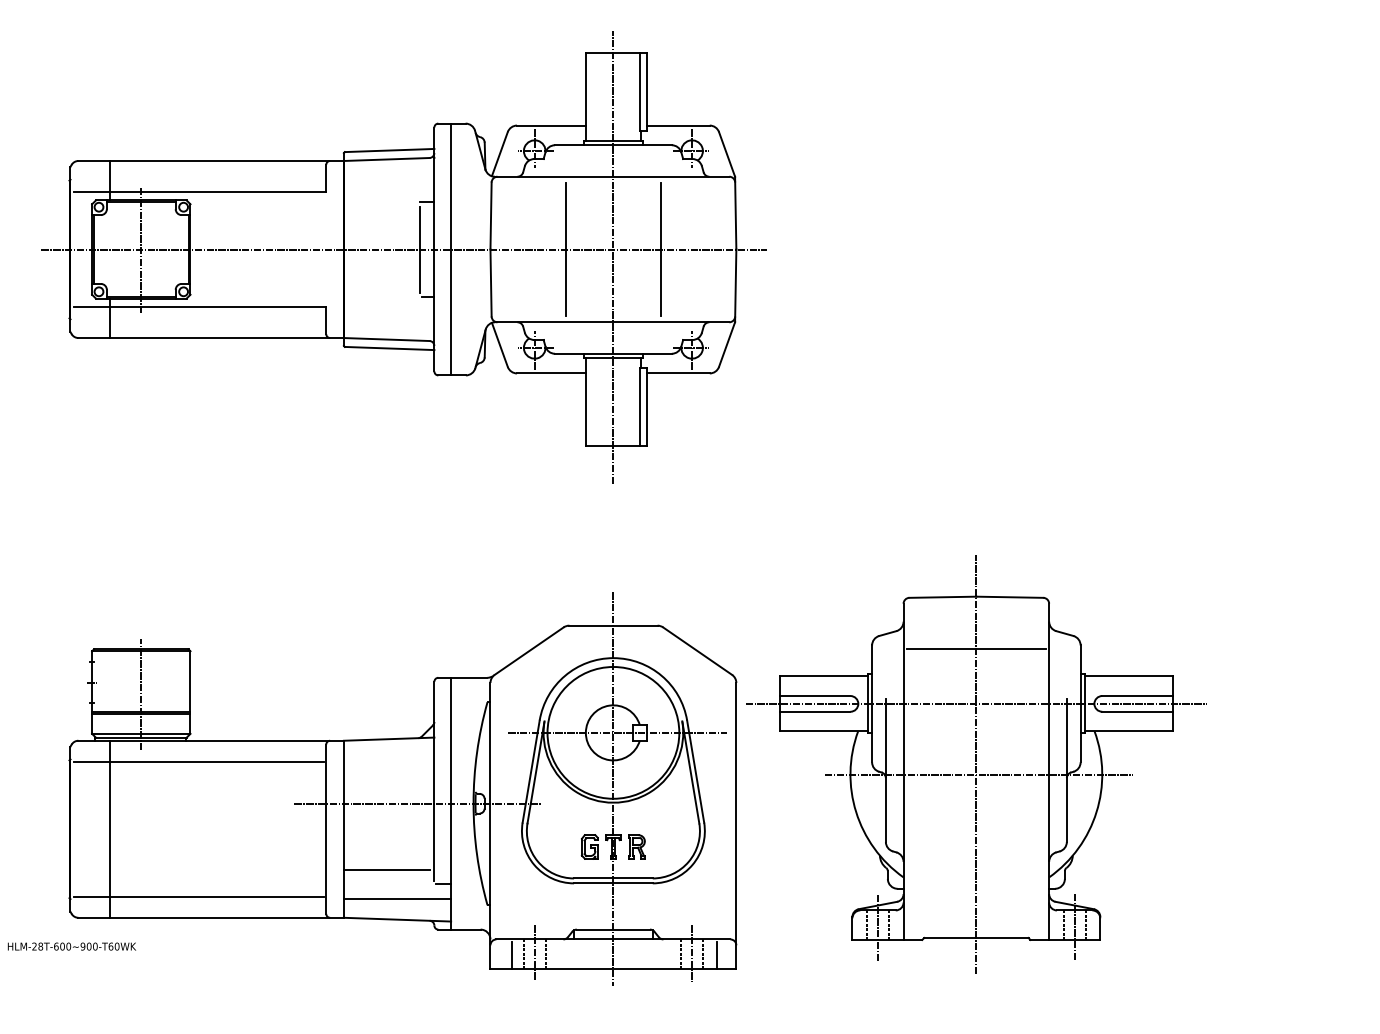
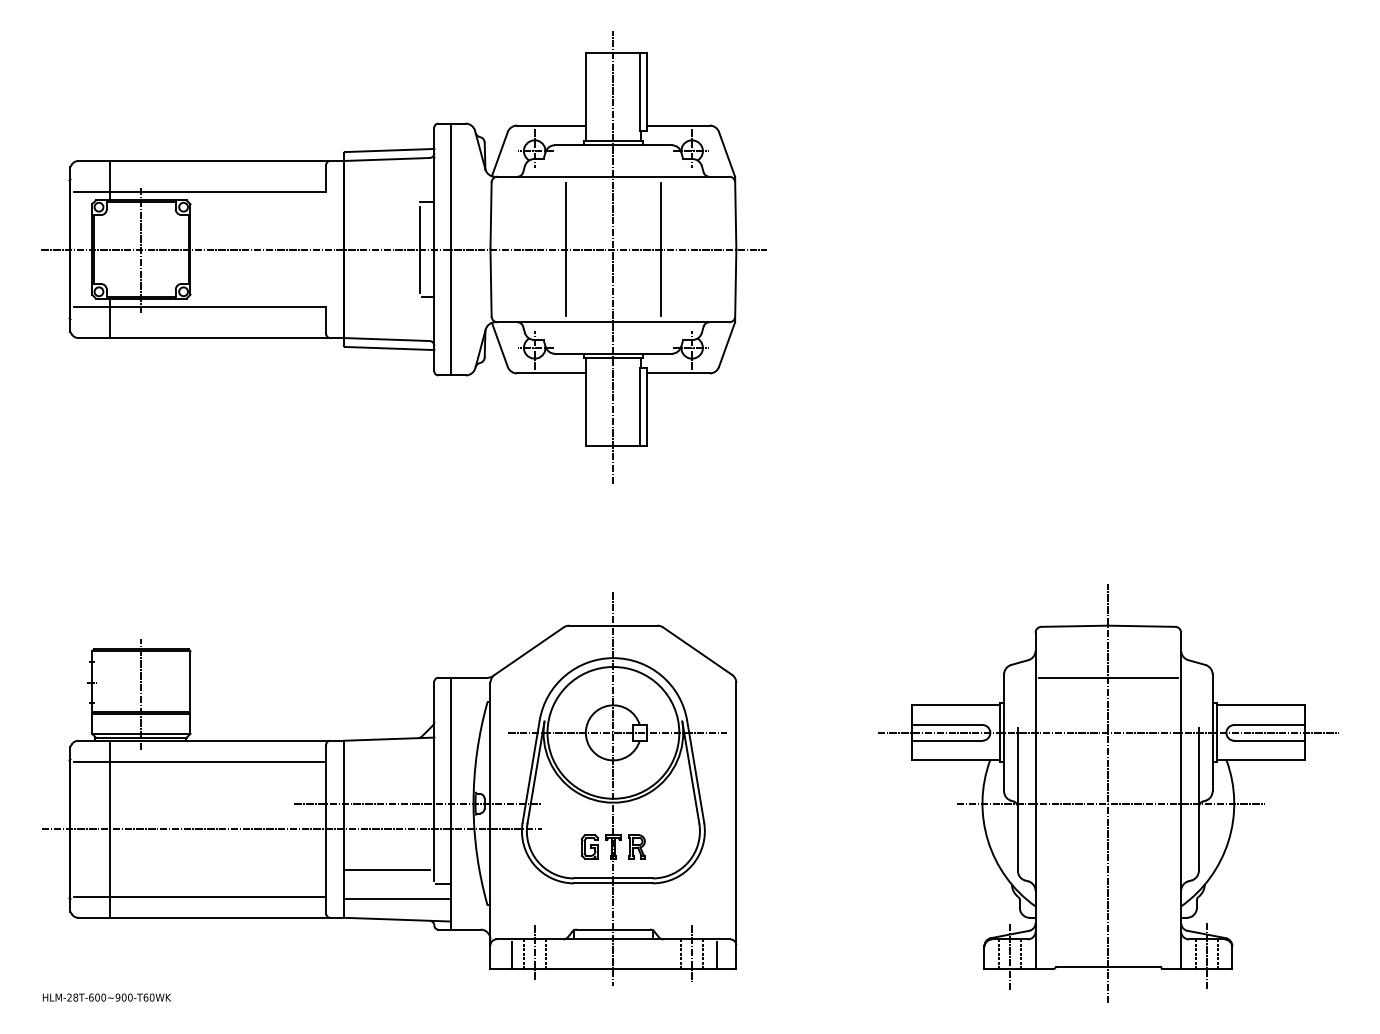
part position: (976, 764) -> (1108, 793) (1108, 793)
line: none -> present (291, 829)
text position: (71, 946) -> (106, 997) (106, 997)
